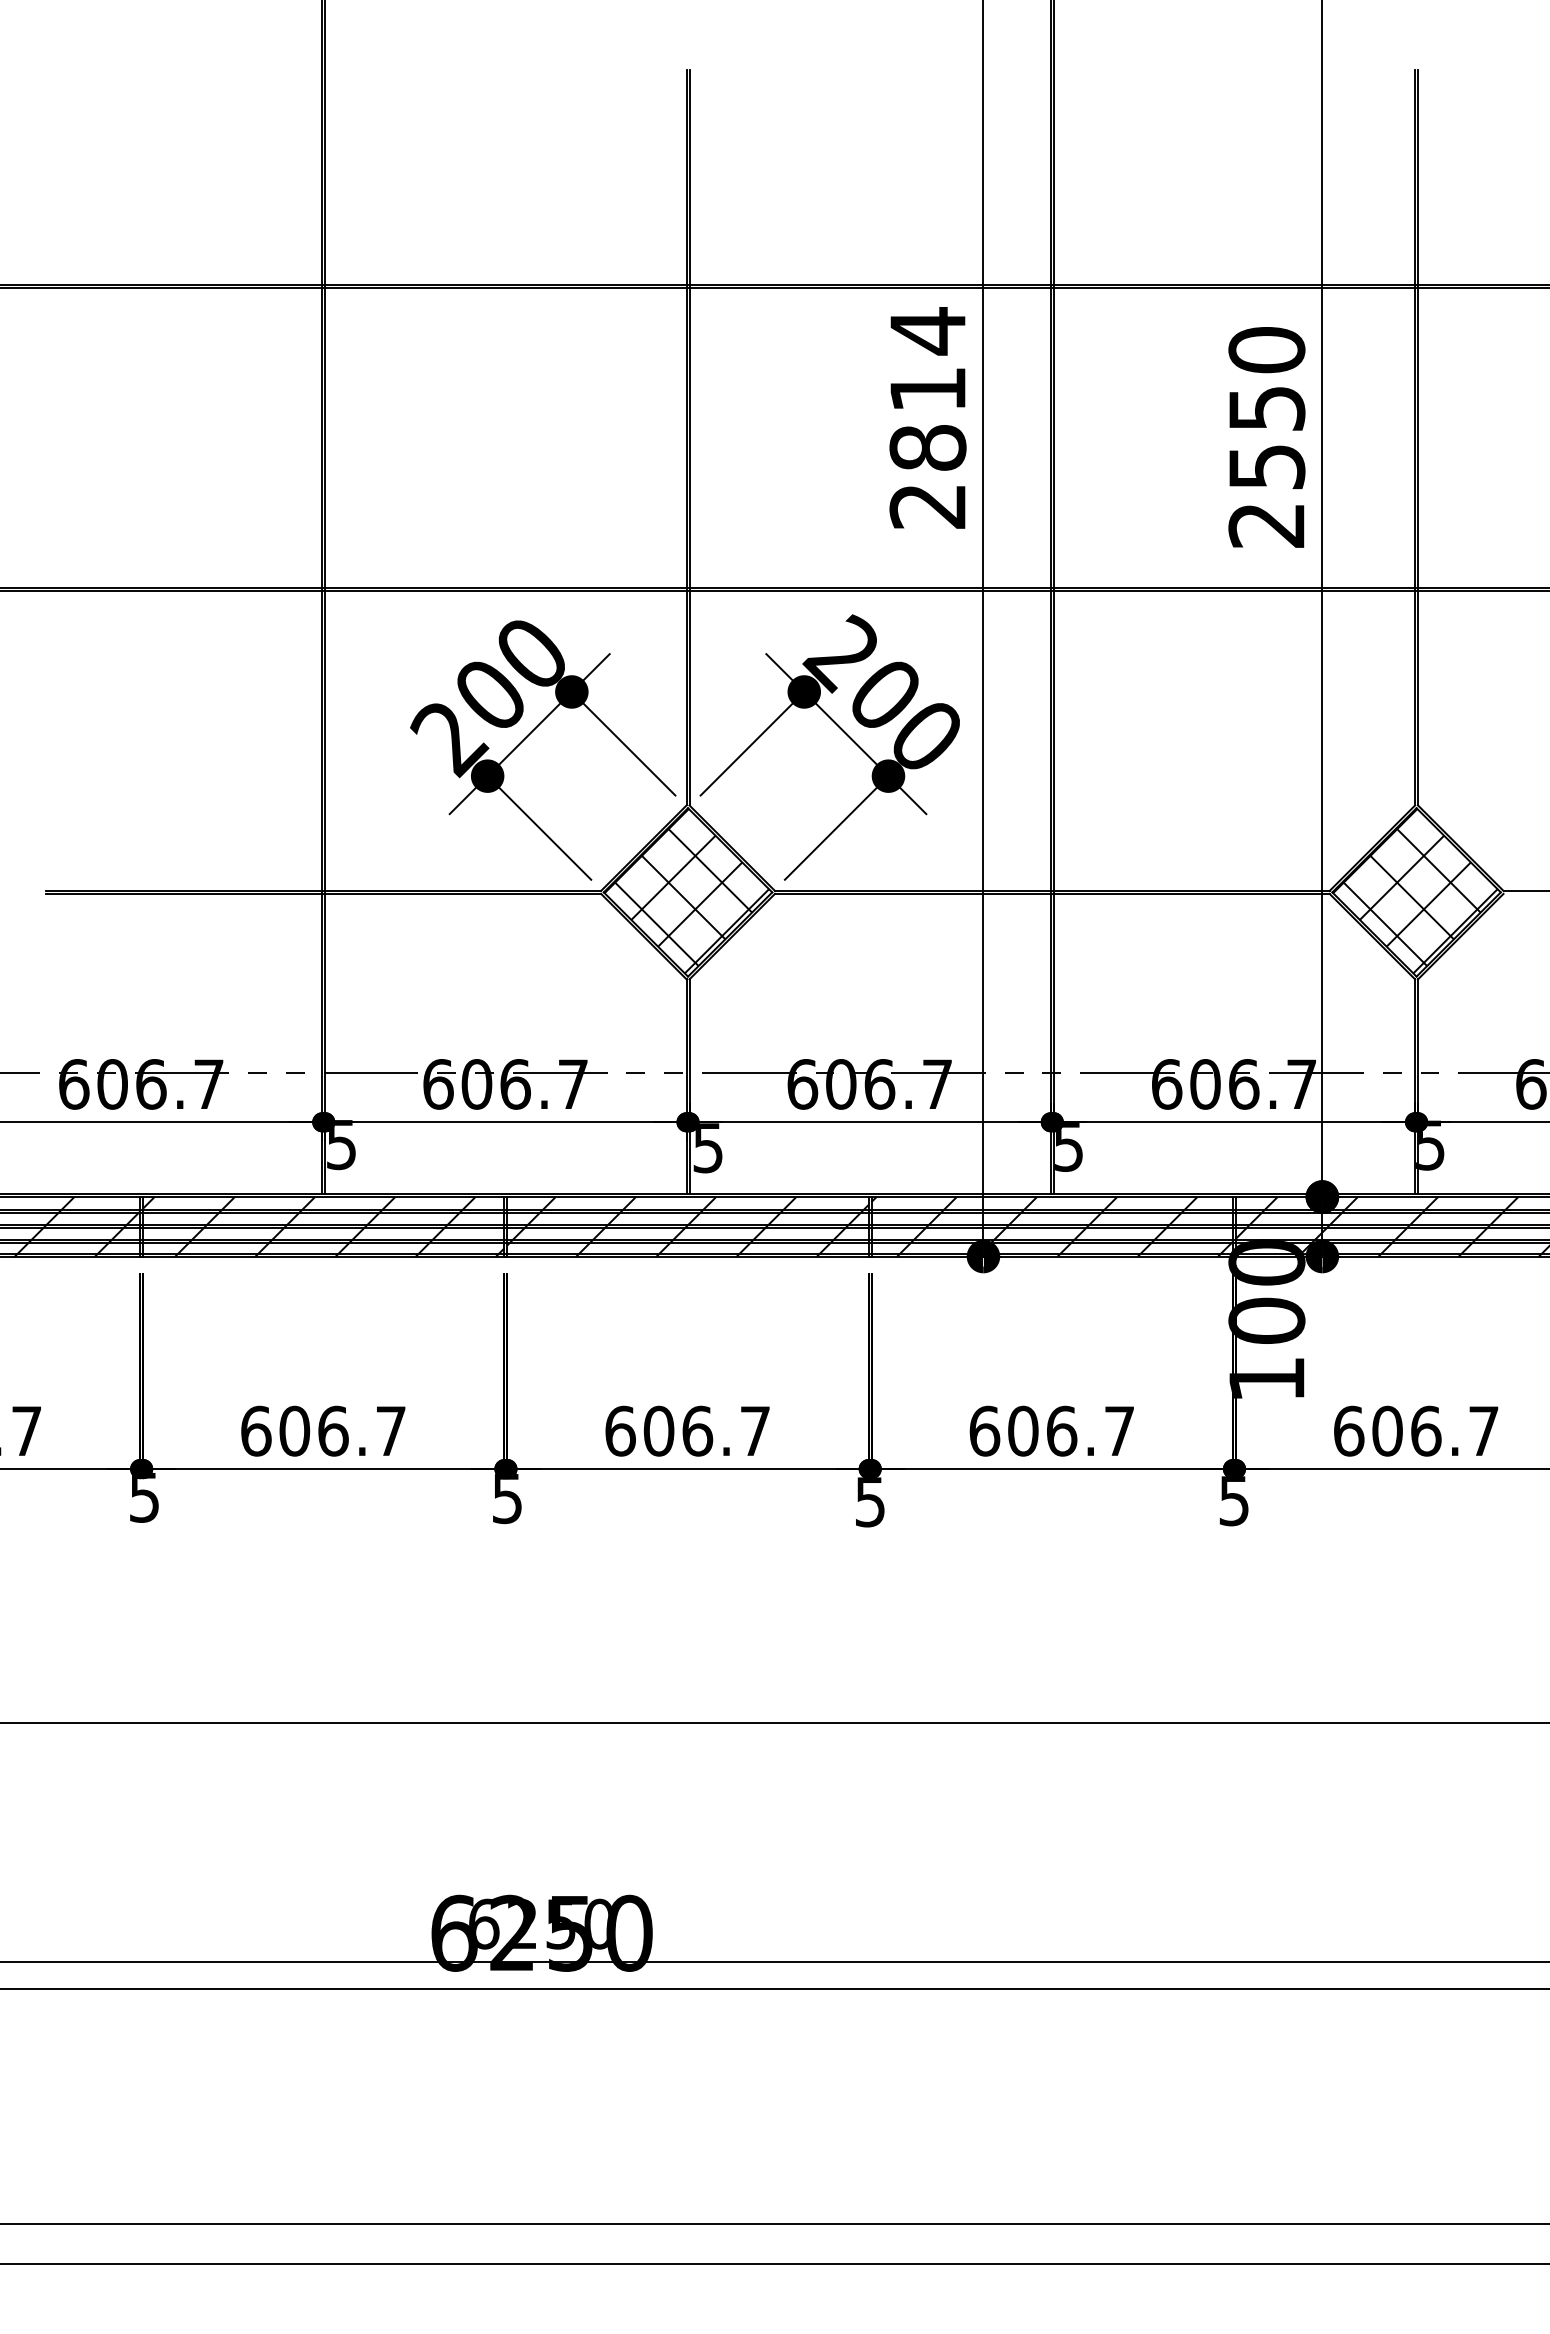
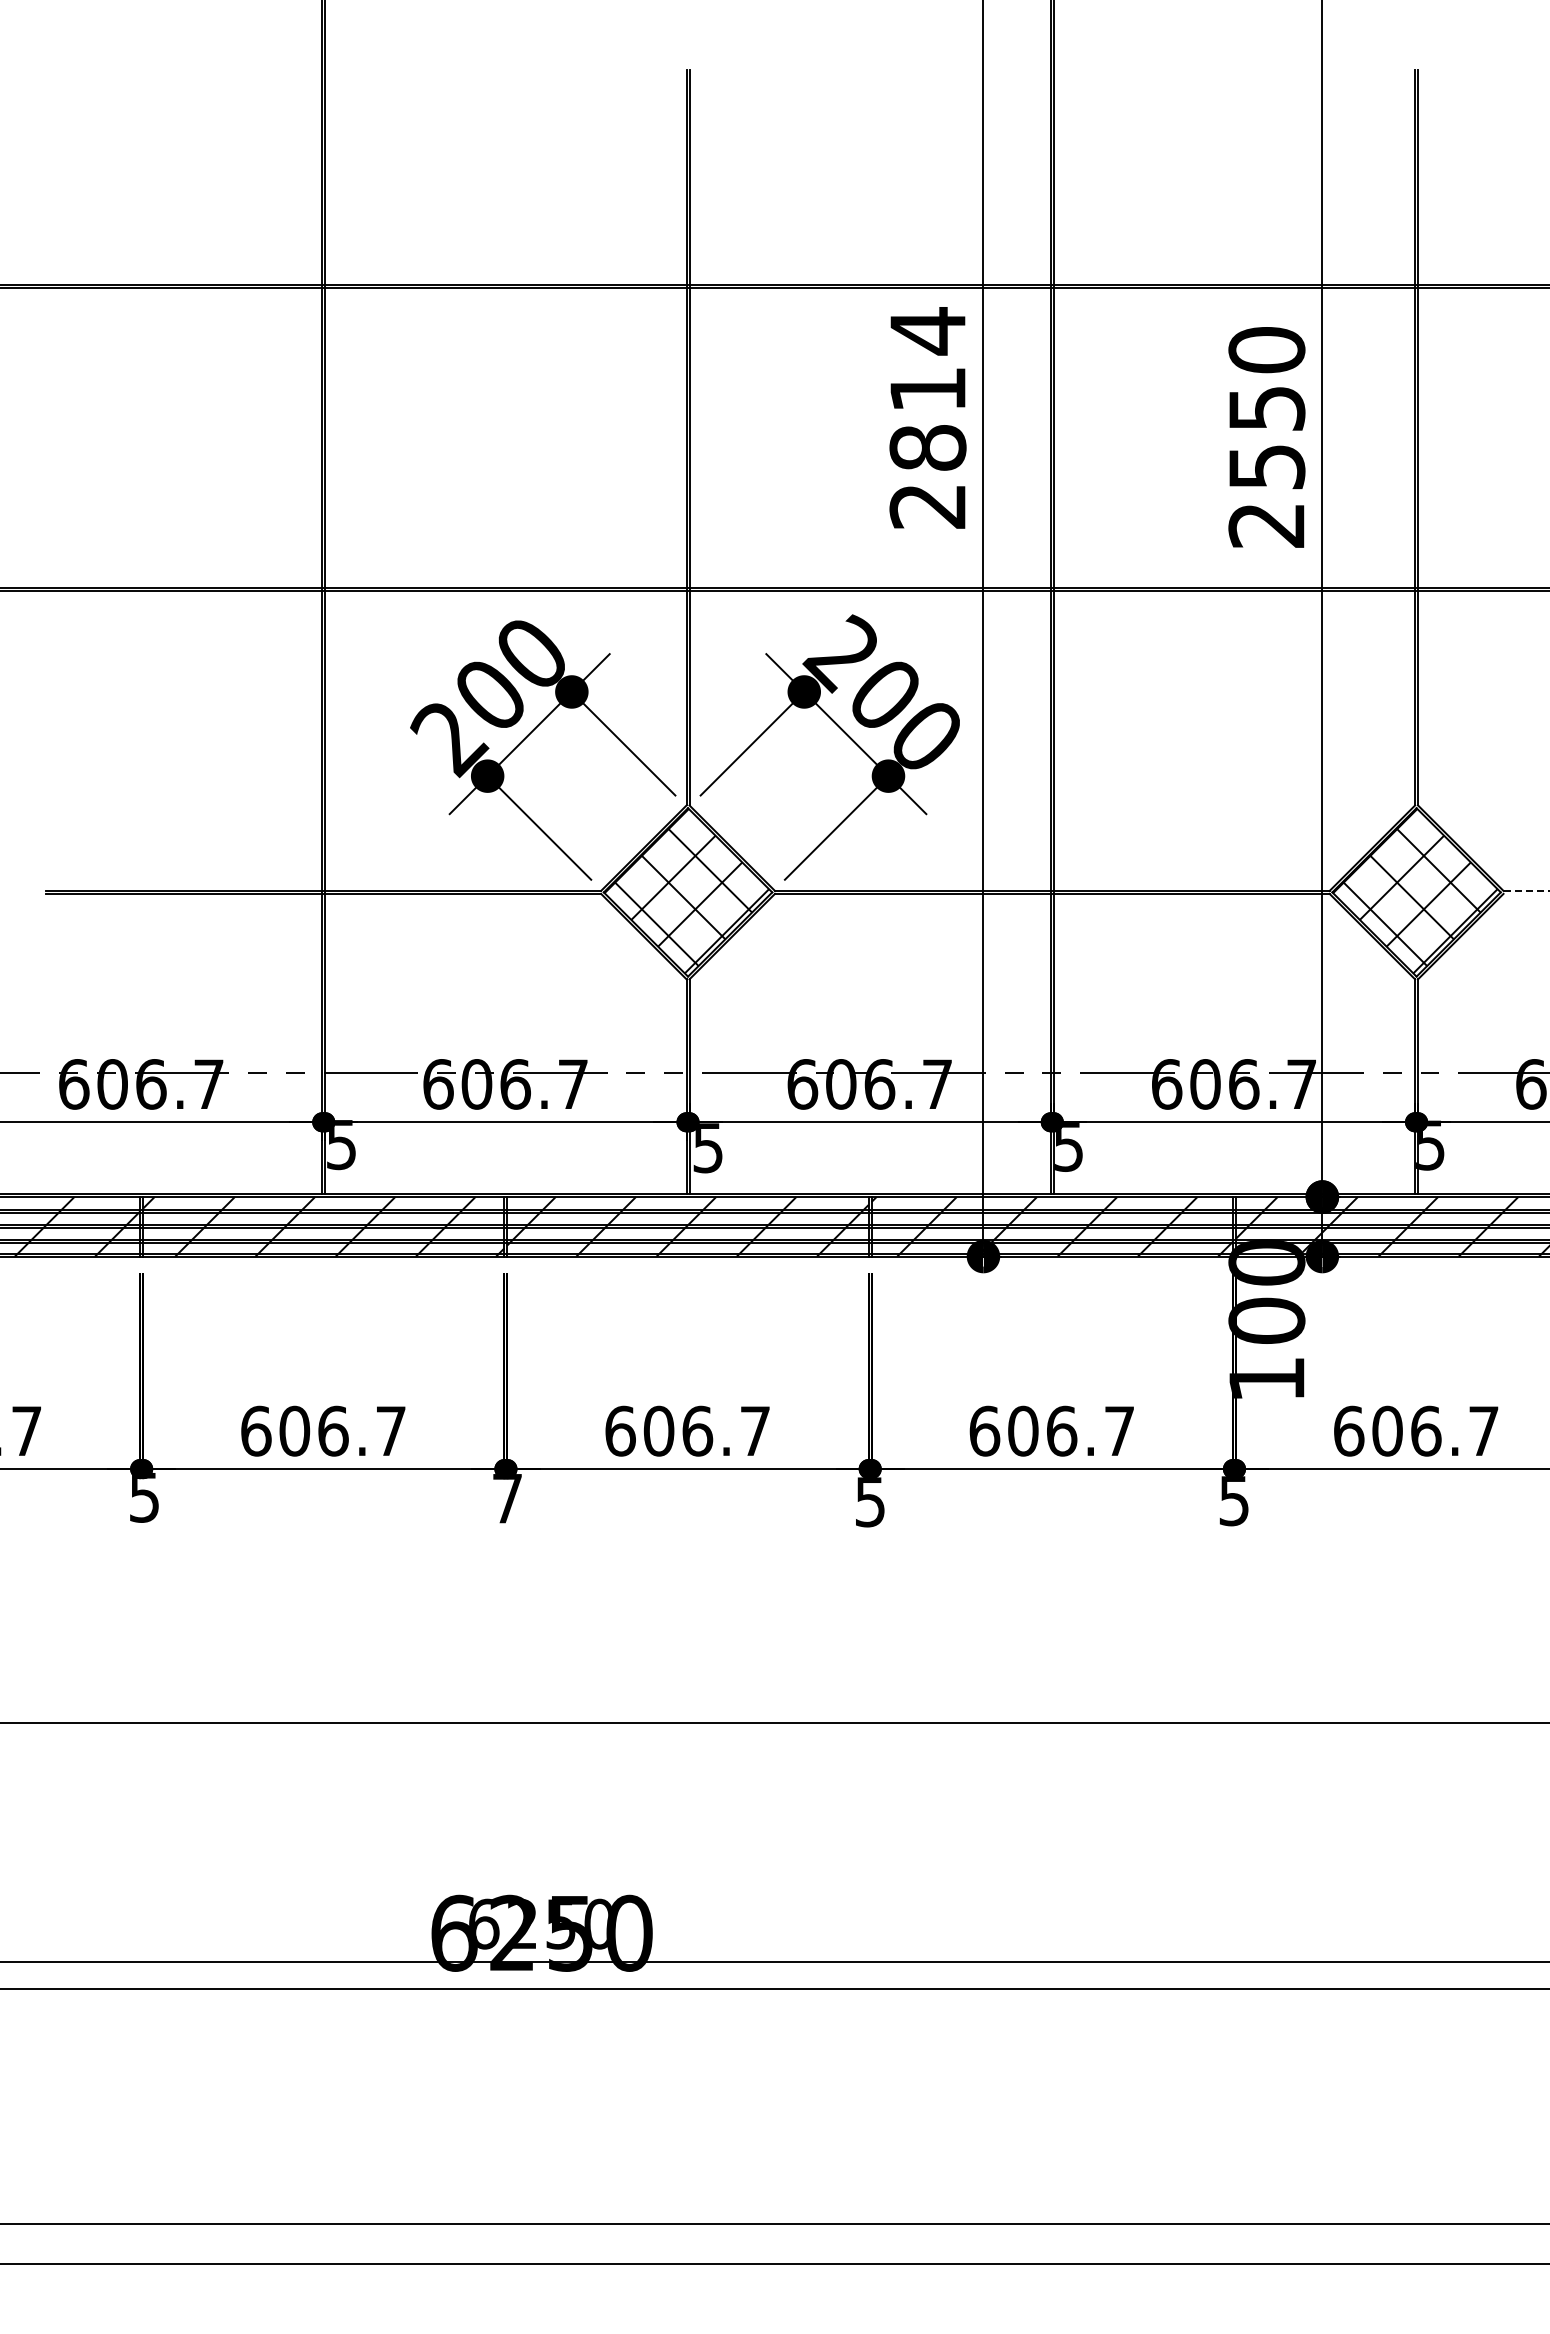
line: solid -> dashed (1526, 890)
text: 5 -> 7 (507, 1499)
